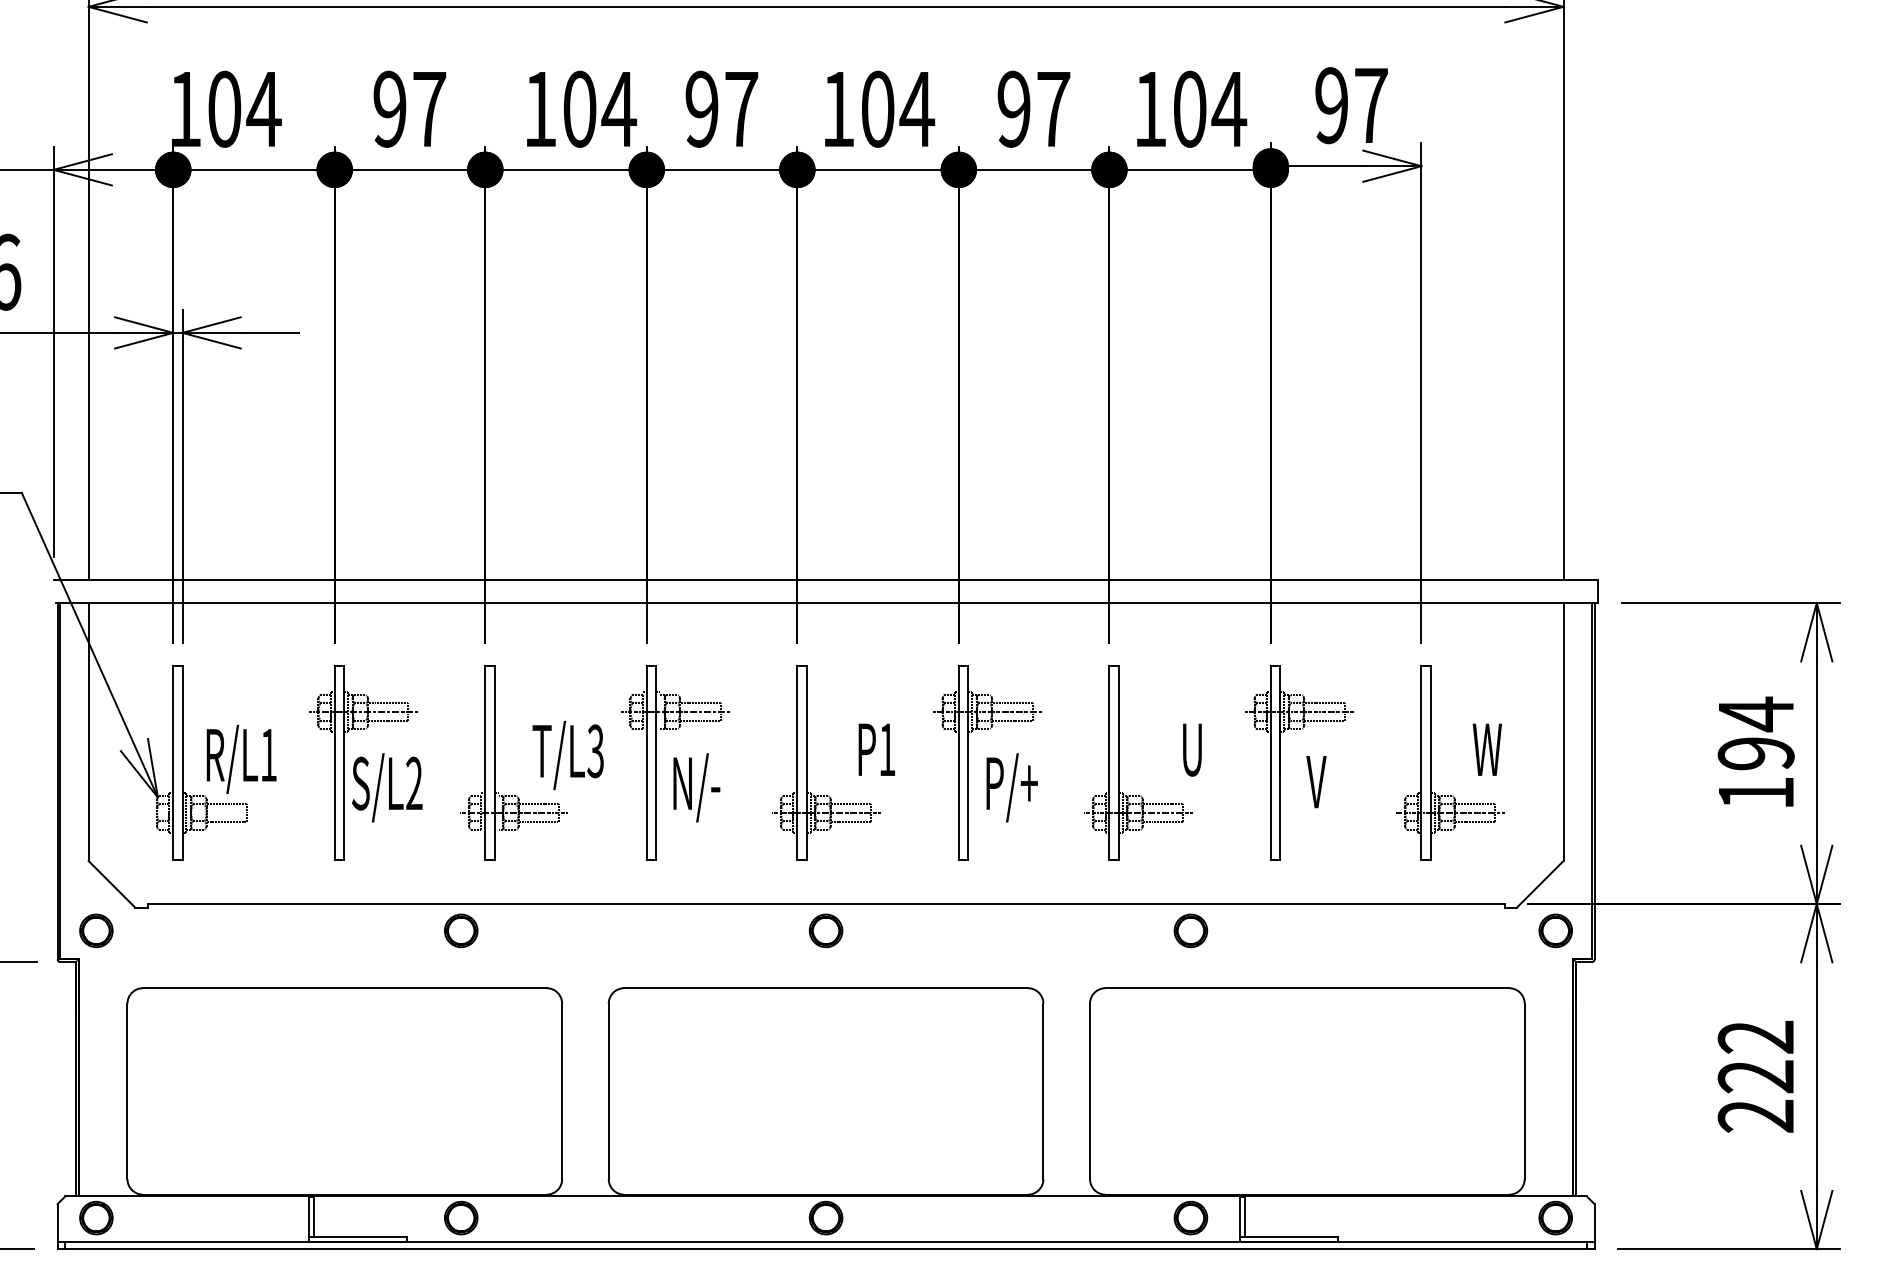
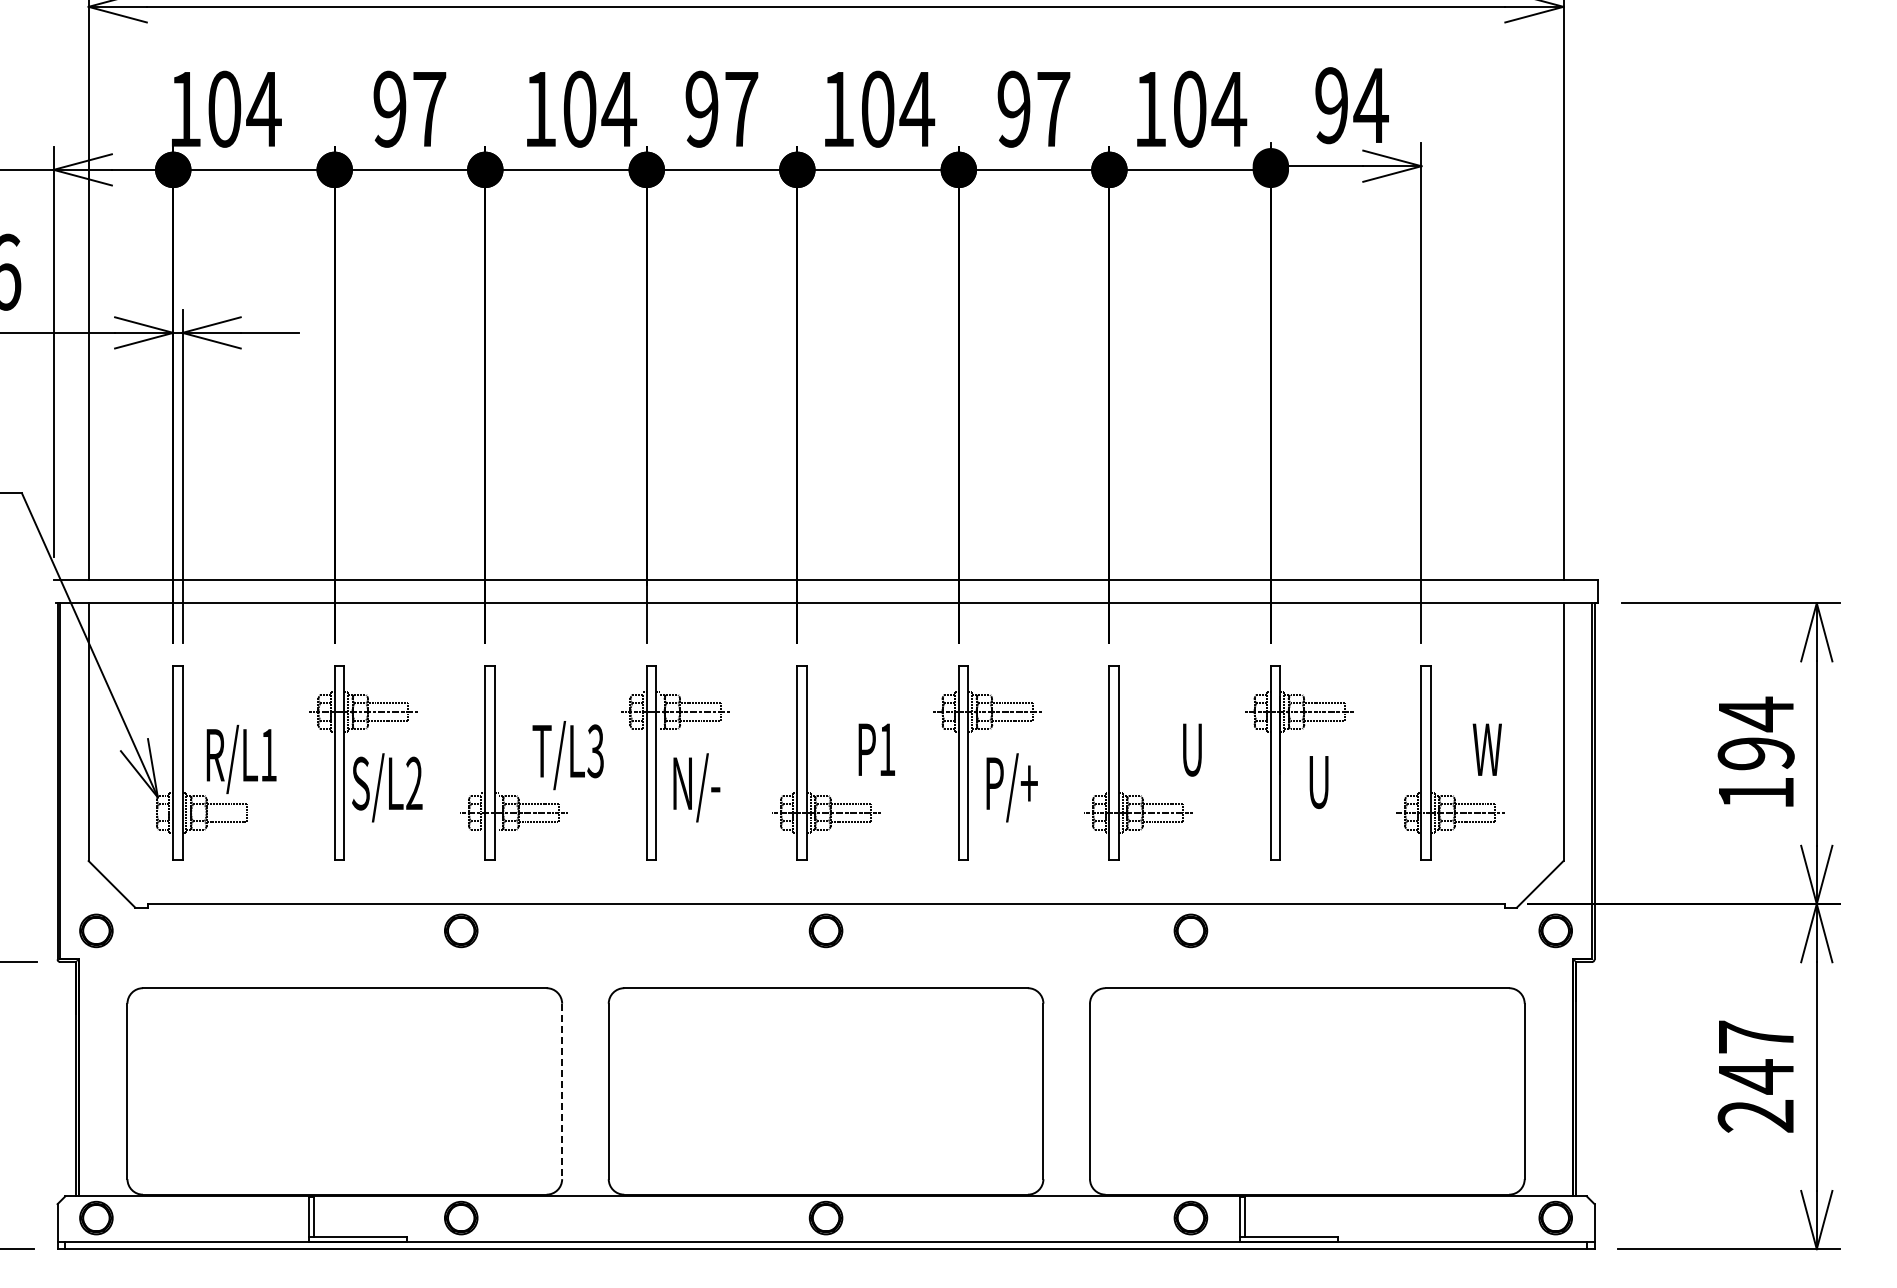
text: 97 -> 94 (1370, 105)
text: V -> U (1317, 782)
text: 222 -> 247 (1755, 1057)
line: solid -> dashed (562, 1091)
